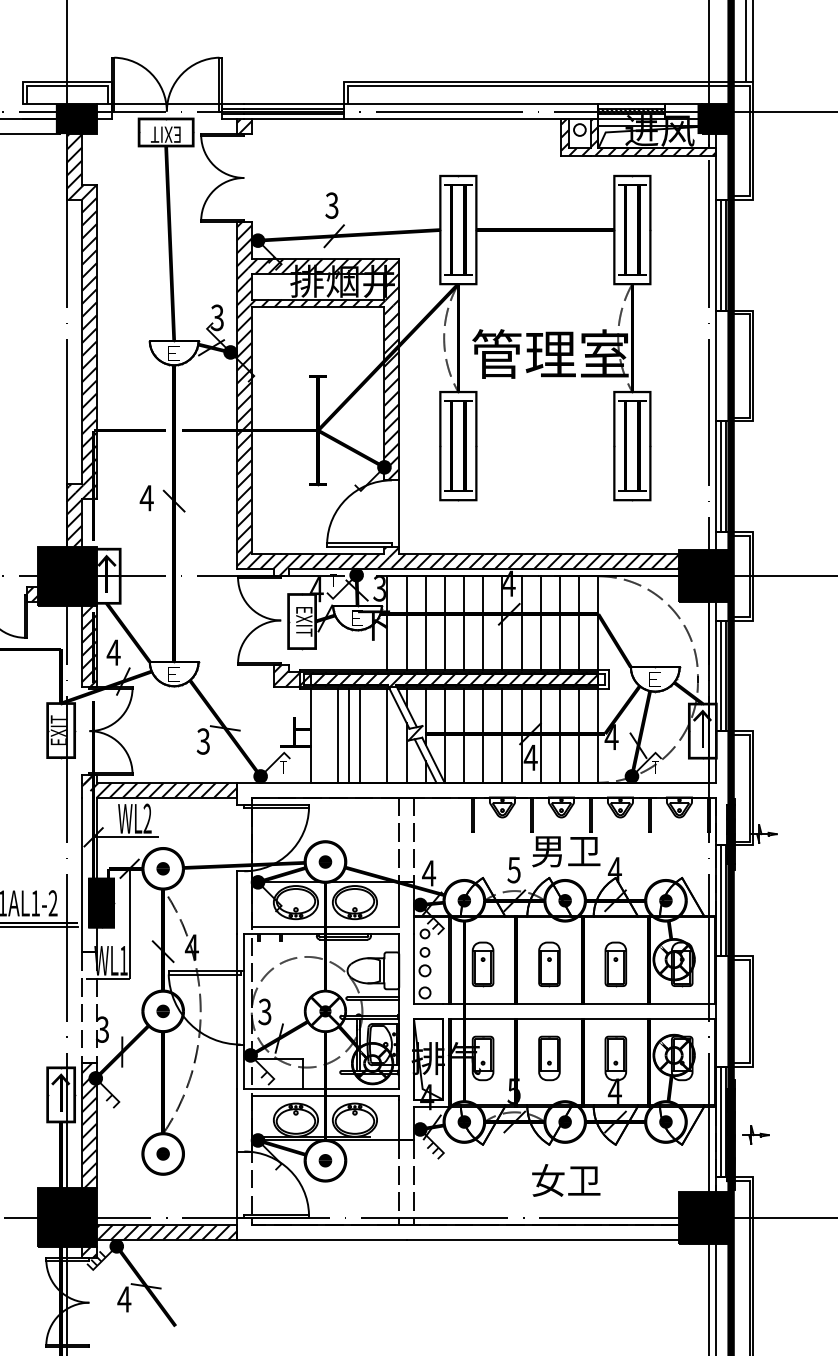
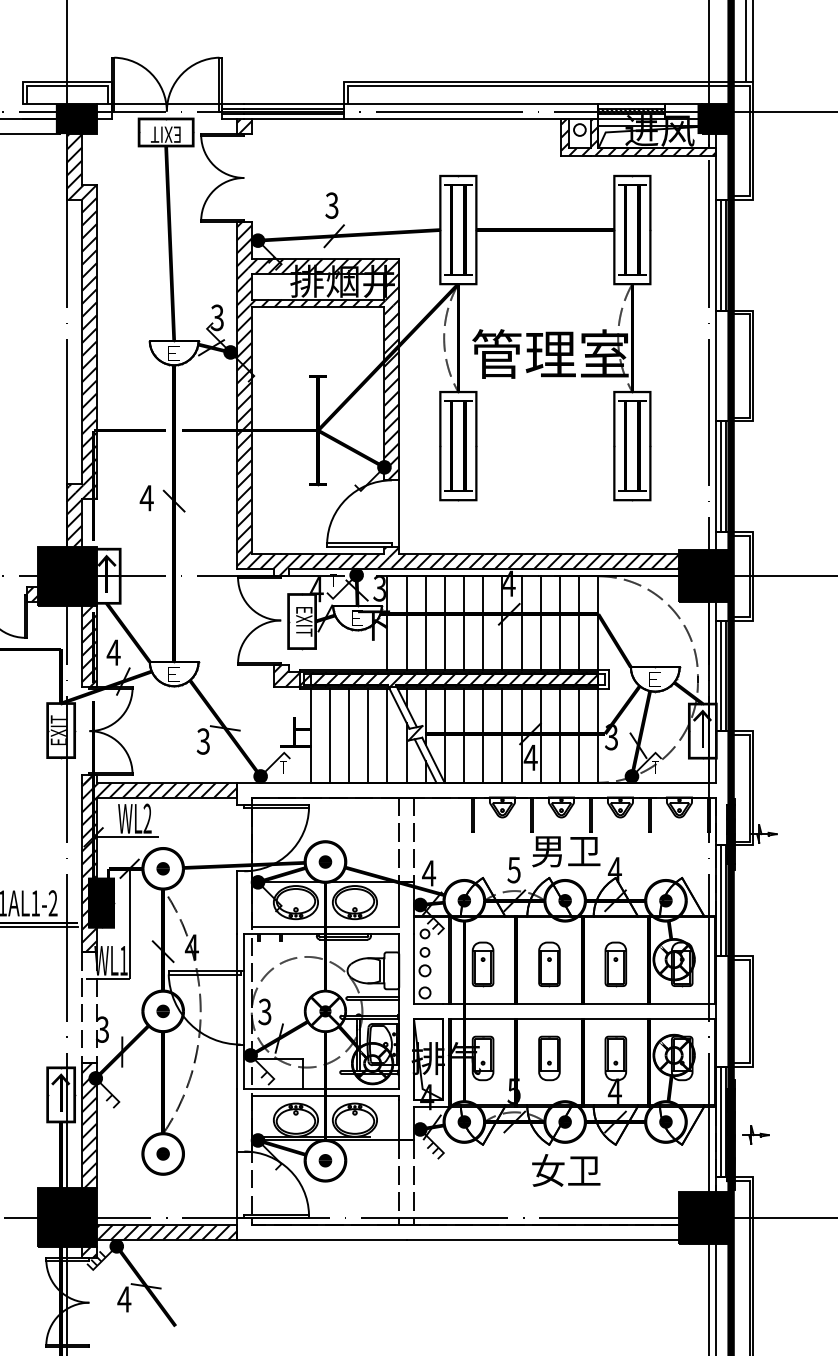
line position: (337, 735) -> (329, 735) (329, 735)
line position: (360, 735) -> (368, 735) (368, 735)
text: 4 -> 3 (611, 737)
hatch: none -> present (89, 871)
text position: (566, 1180) -> (566, 1170) (566, 1170)
